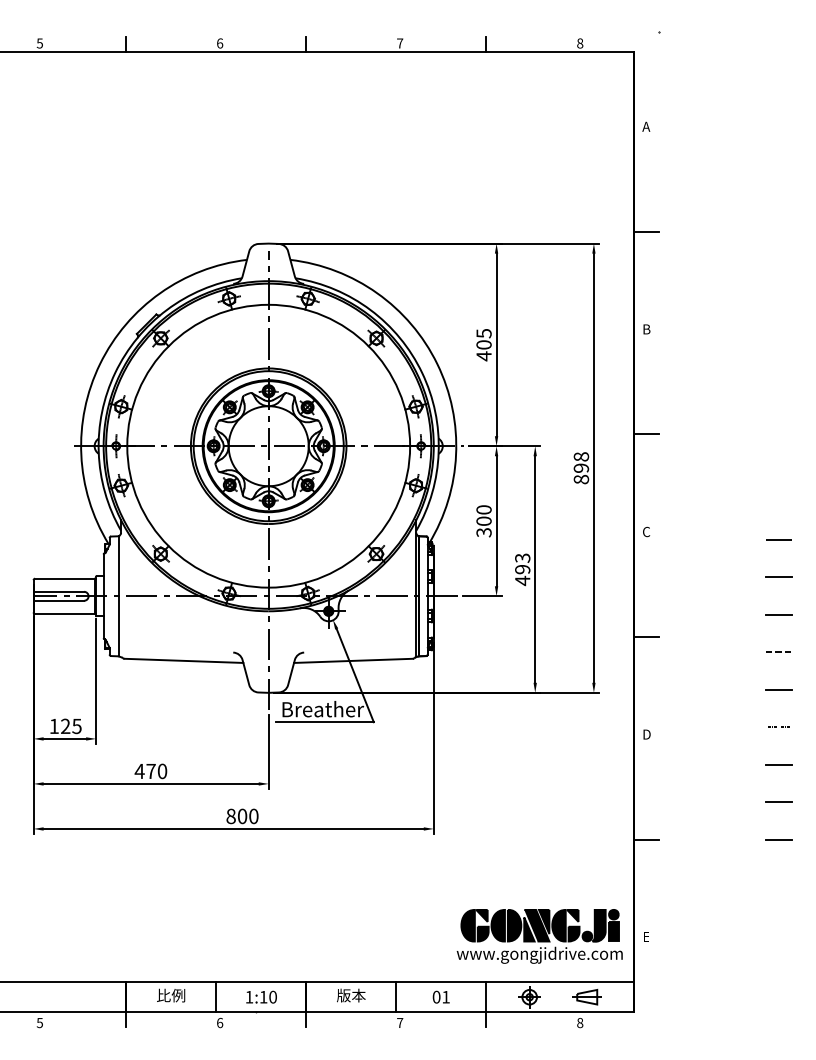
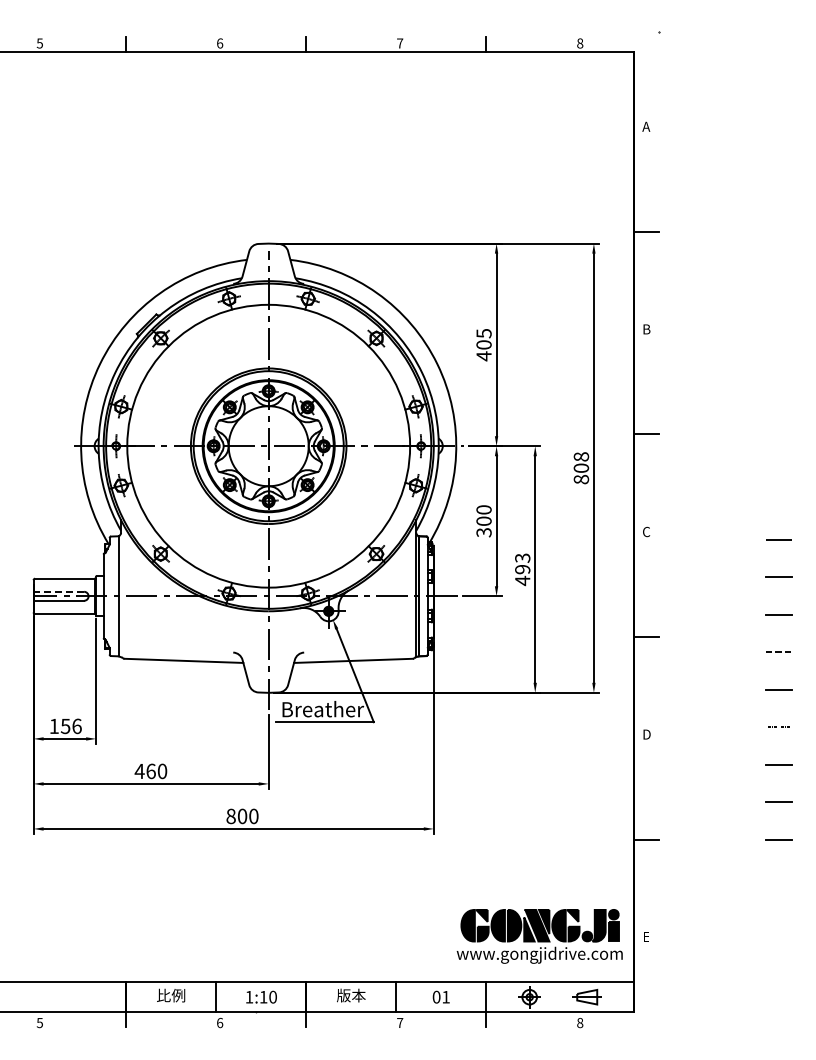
text: 898 -> 808 (581, 467)
line: solid -> dashed (58, 591)
text: 125 -> 156 (70, 726)
text: 470 -> 460 (150, 771)
